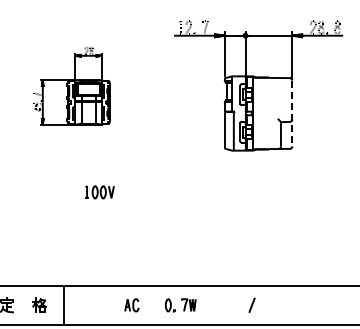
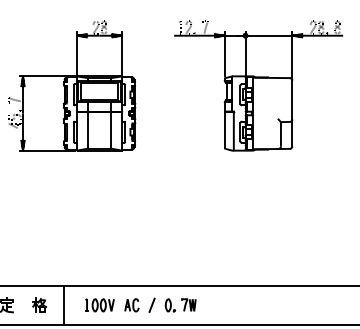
part size: 78x80 px -> 129x132 px (72, 85)
line: dashed -> solid (292, 113)
part position: (99, 192) -> (99, 305) (99, 305)
line position: (251, 304) -> (151, 304) (151, 304)
